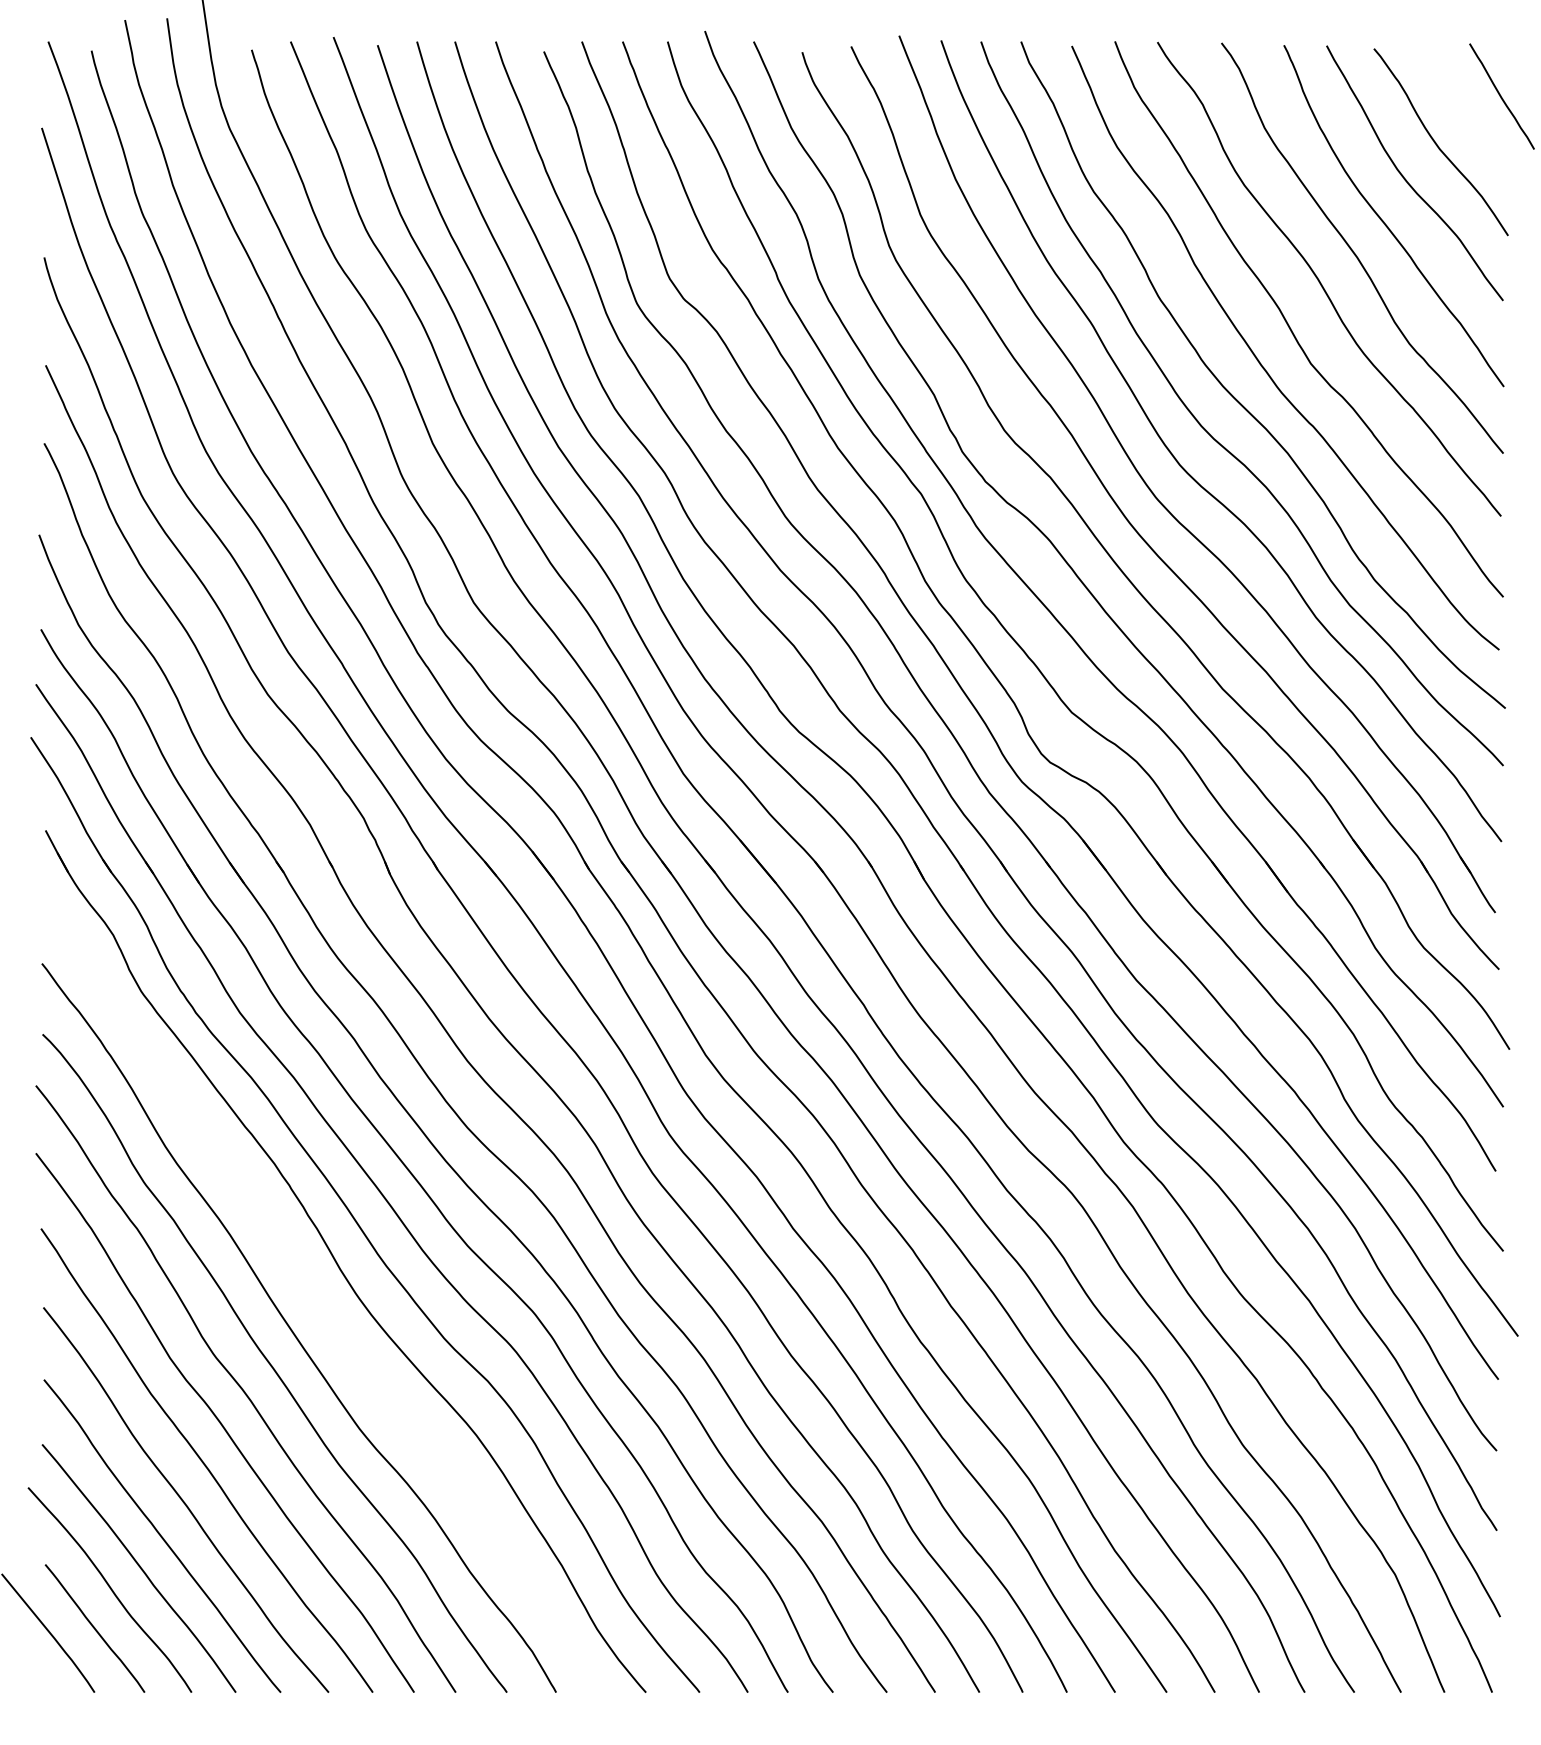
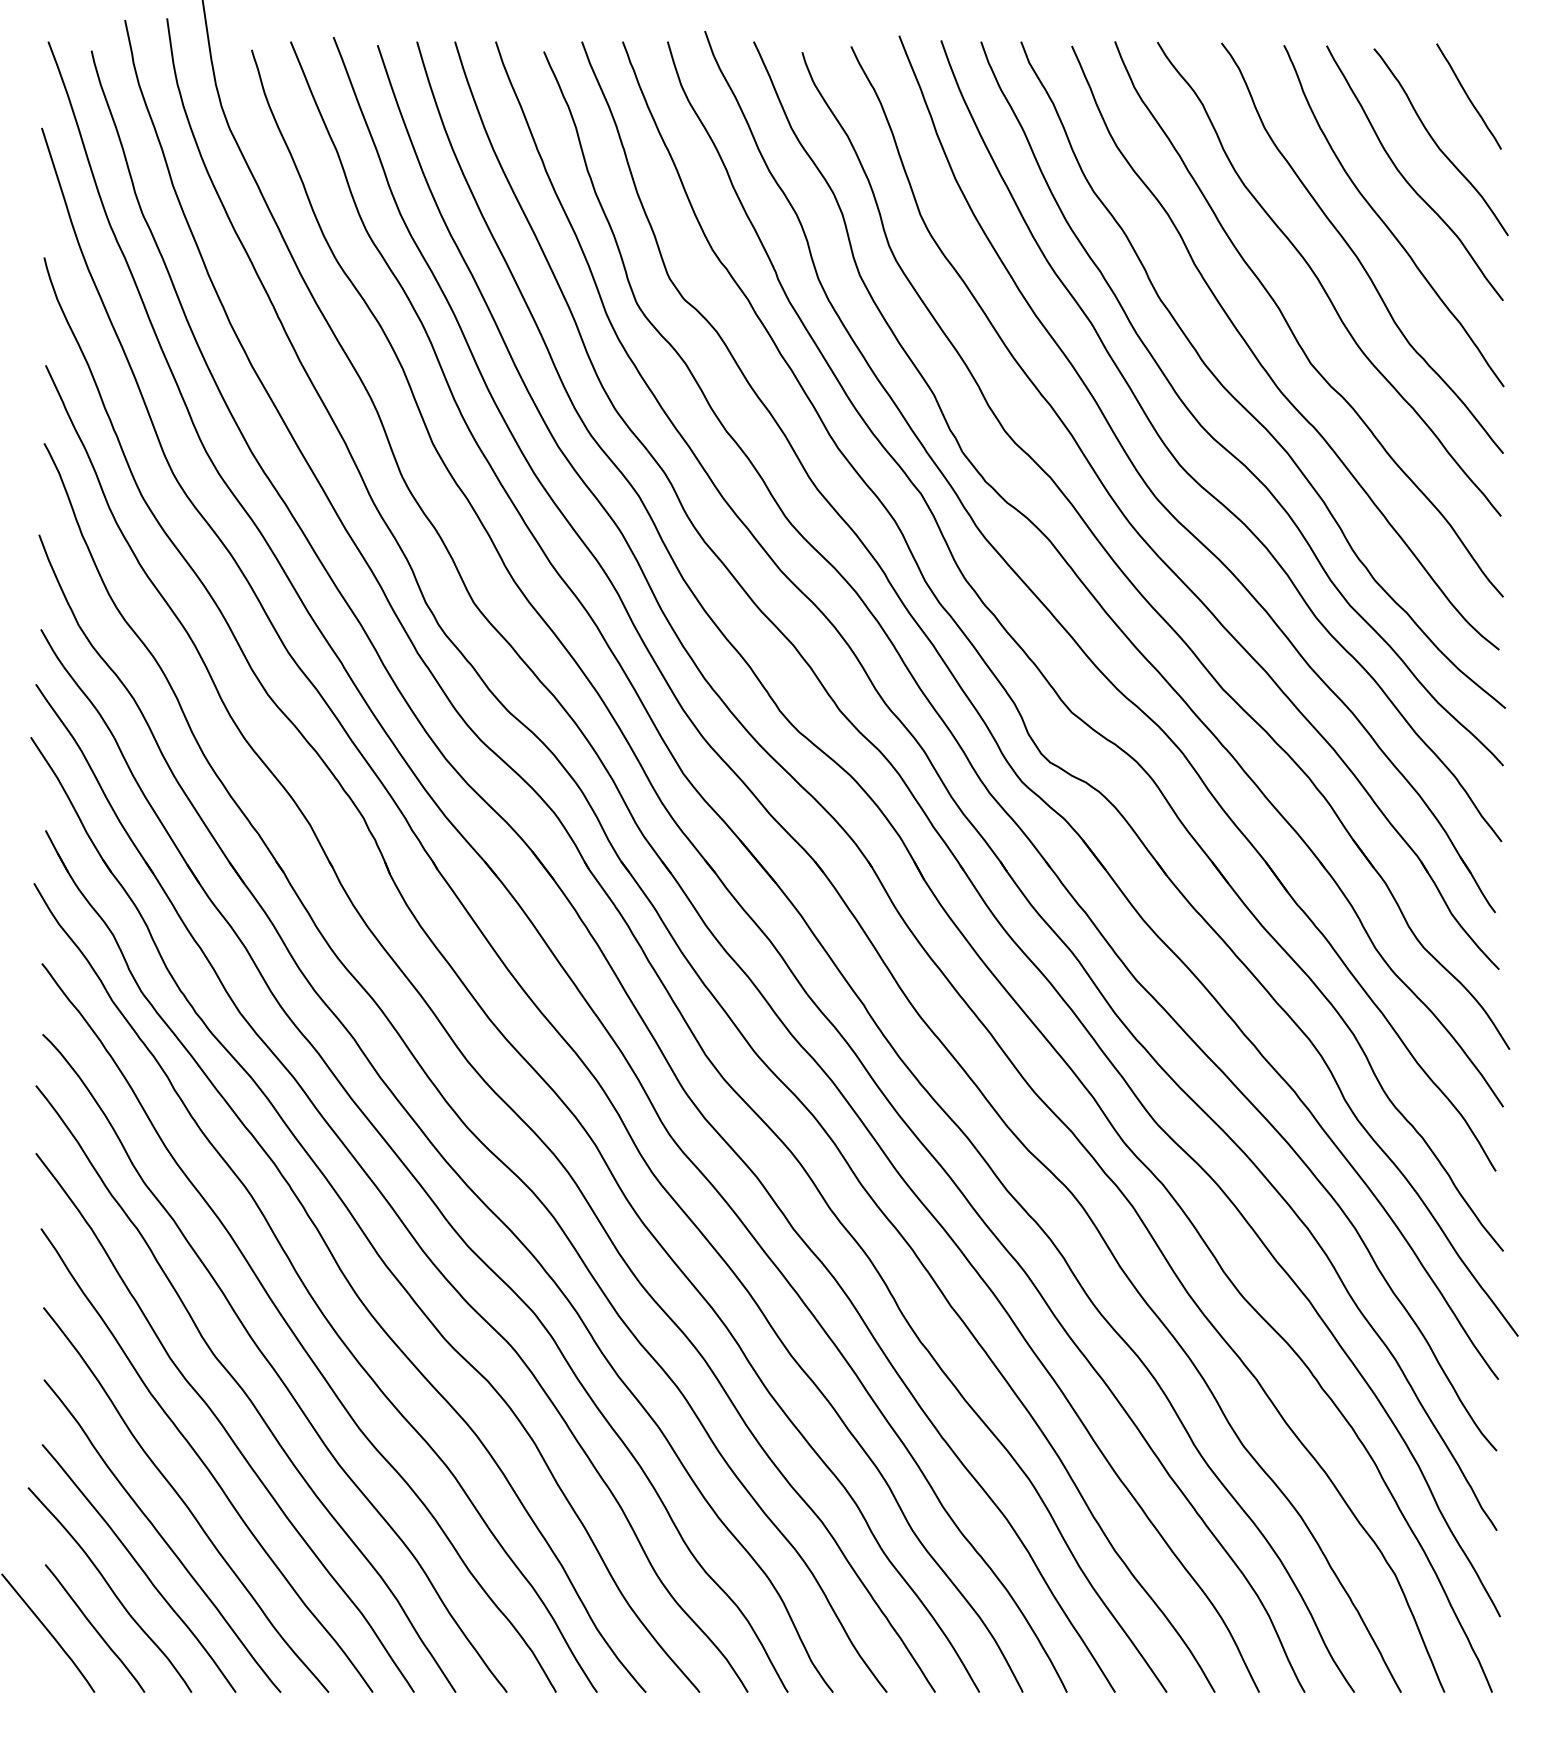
curve position: (1501, 96) -> (1468, 96) (1468, 96)
curve: none -> present (309, 1291)
